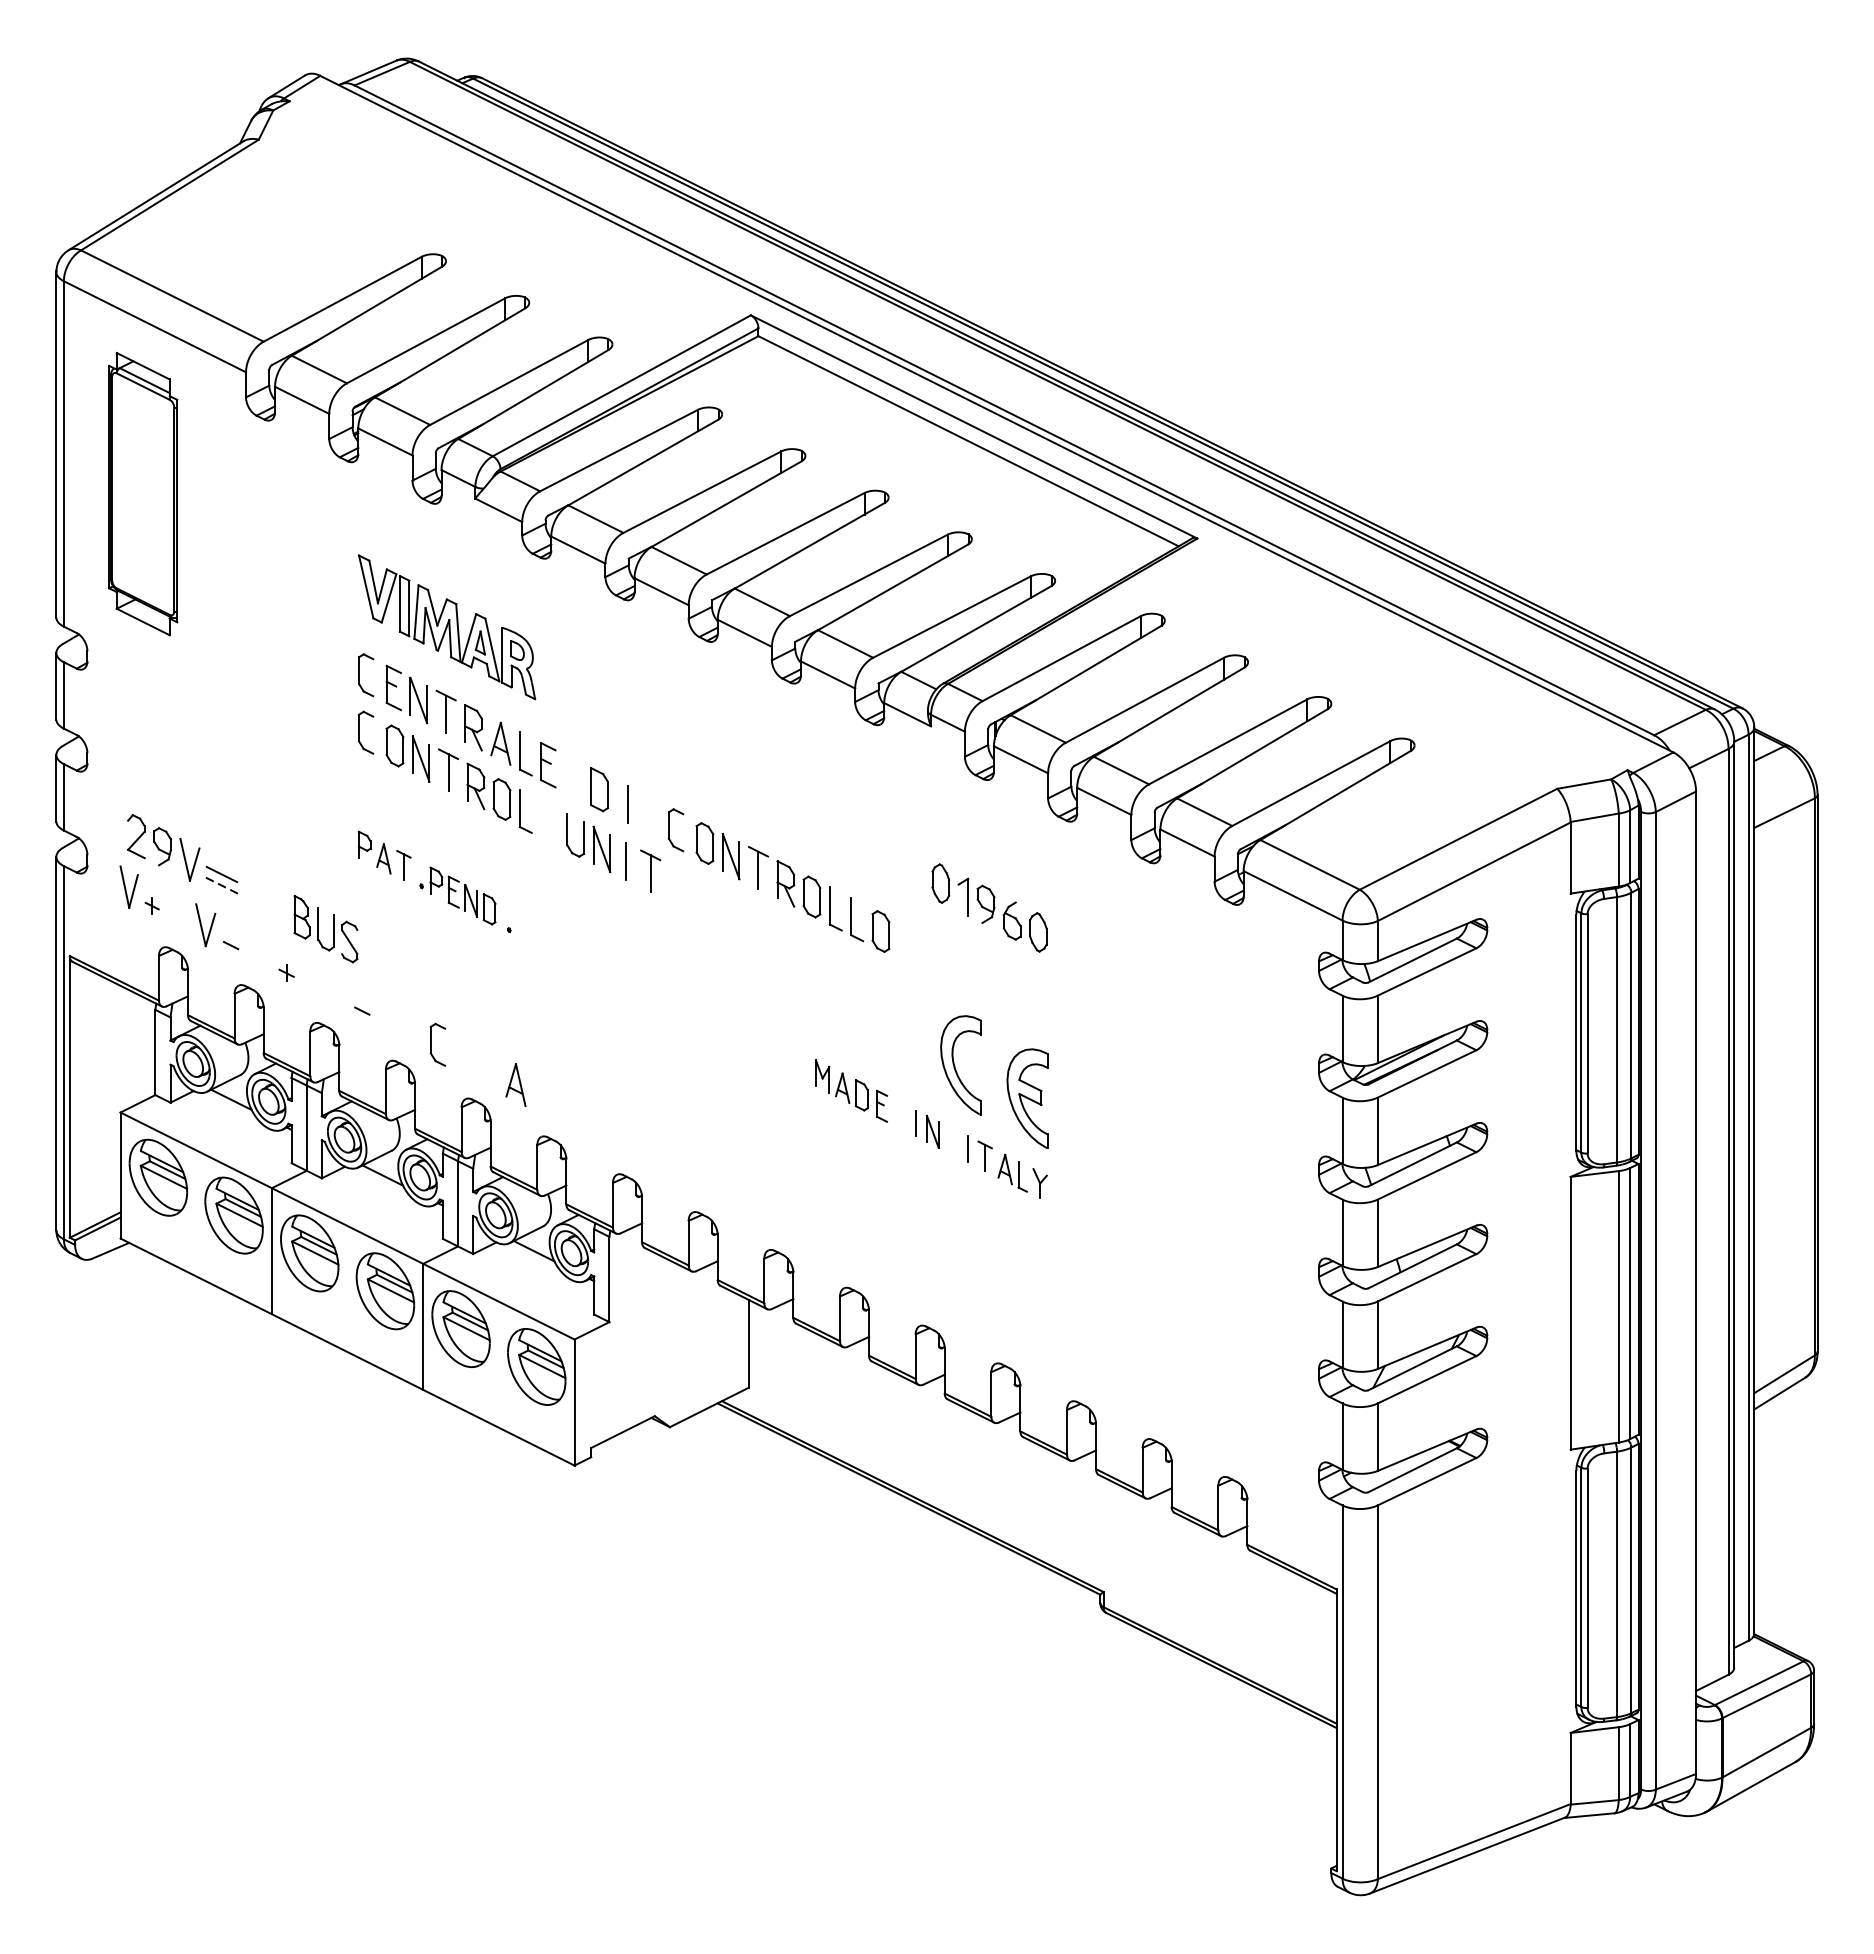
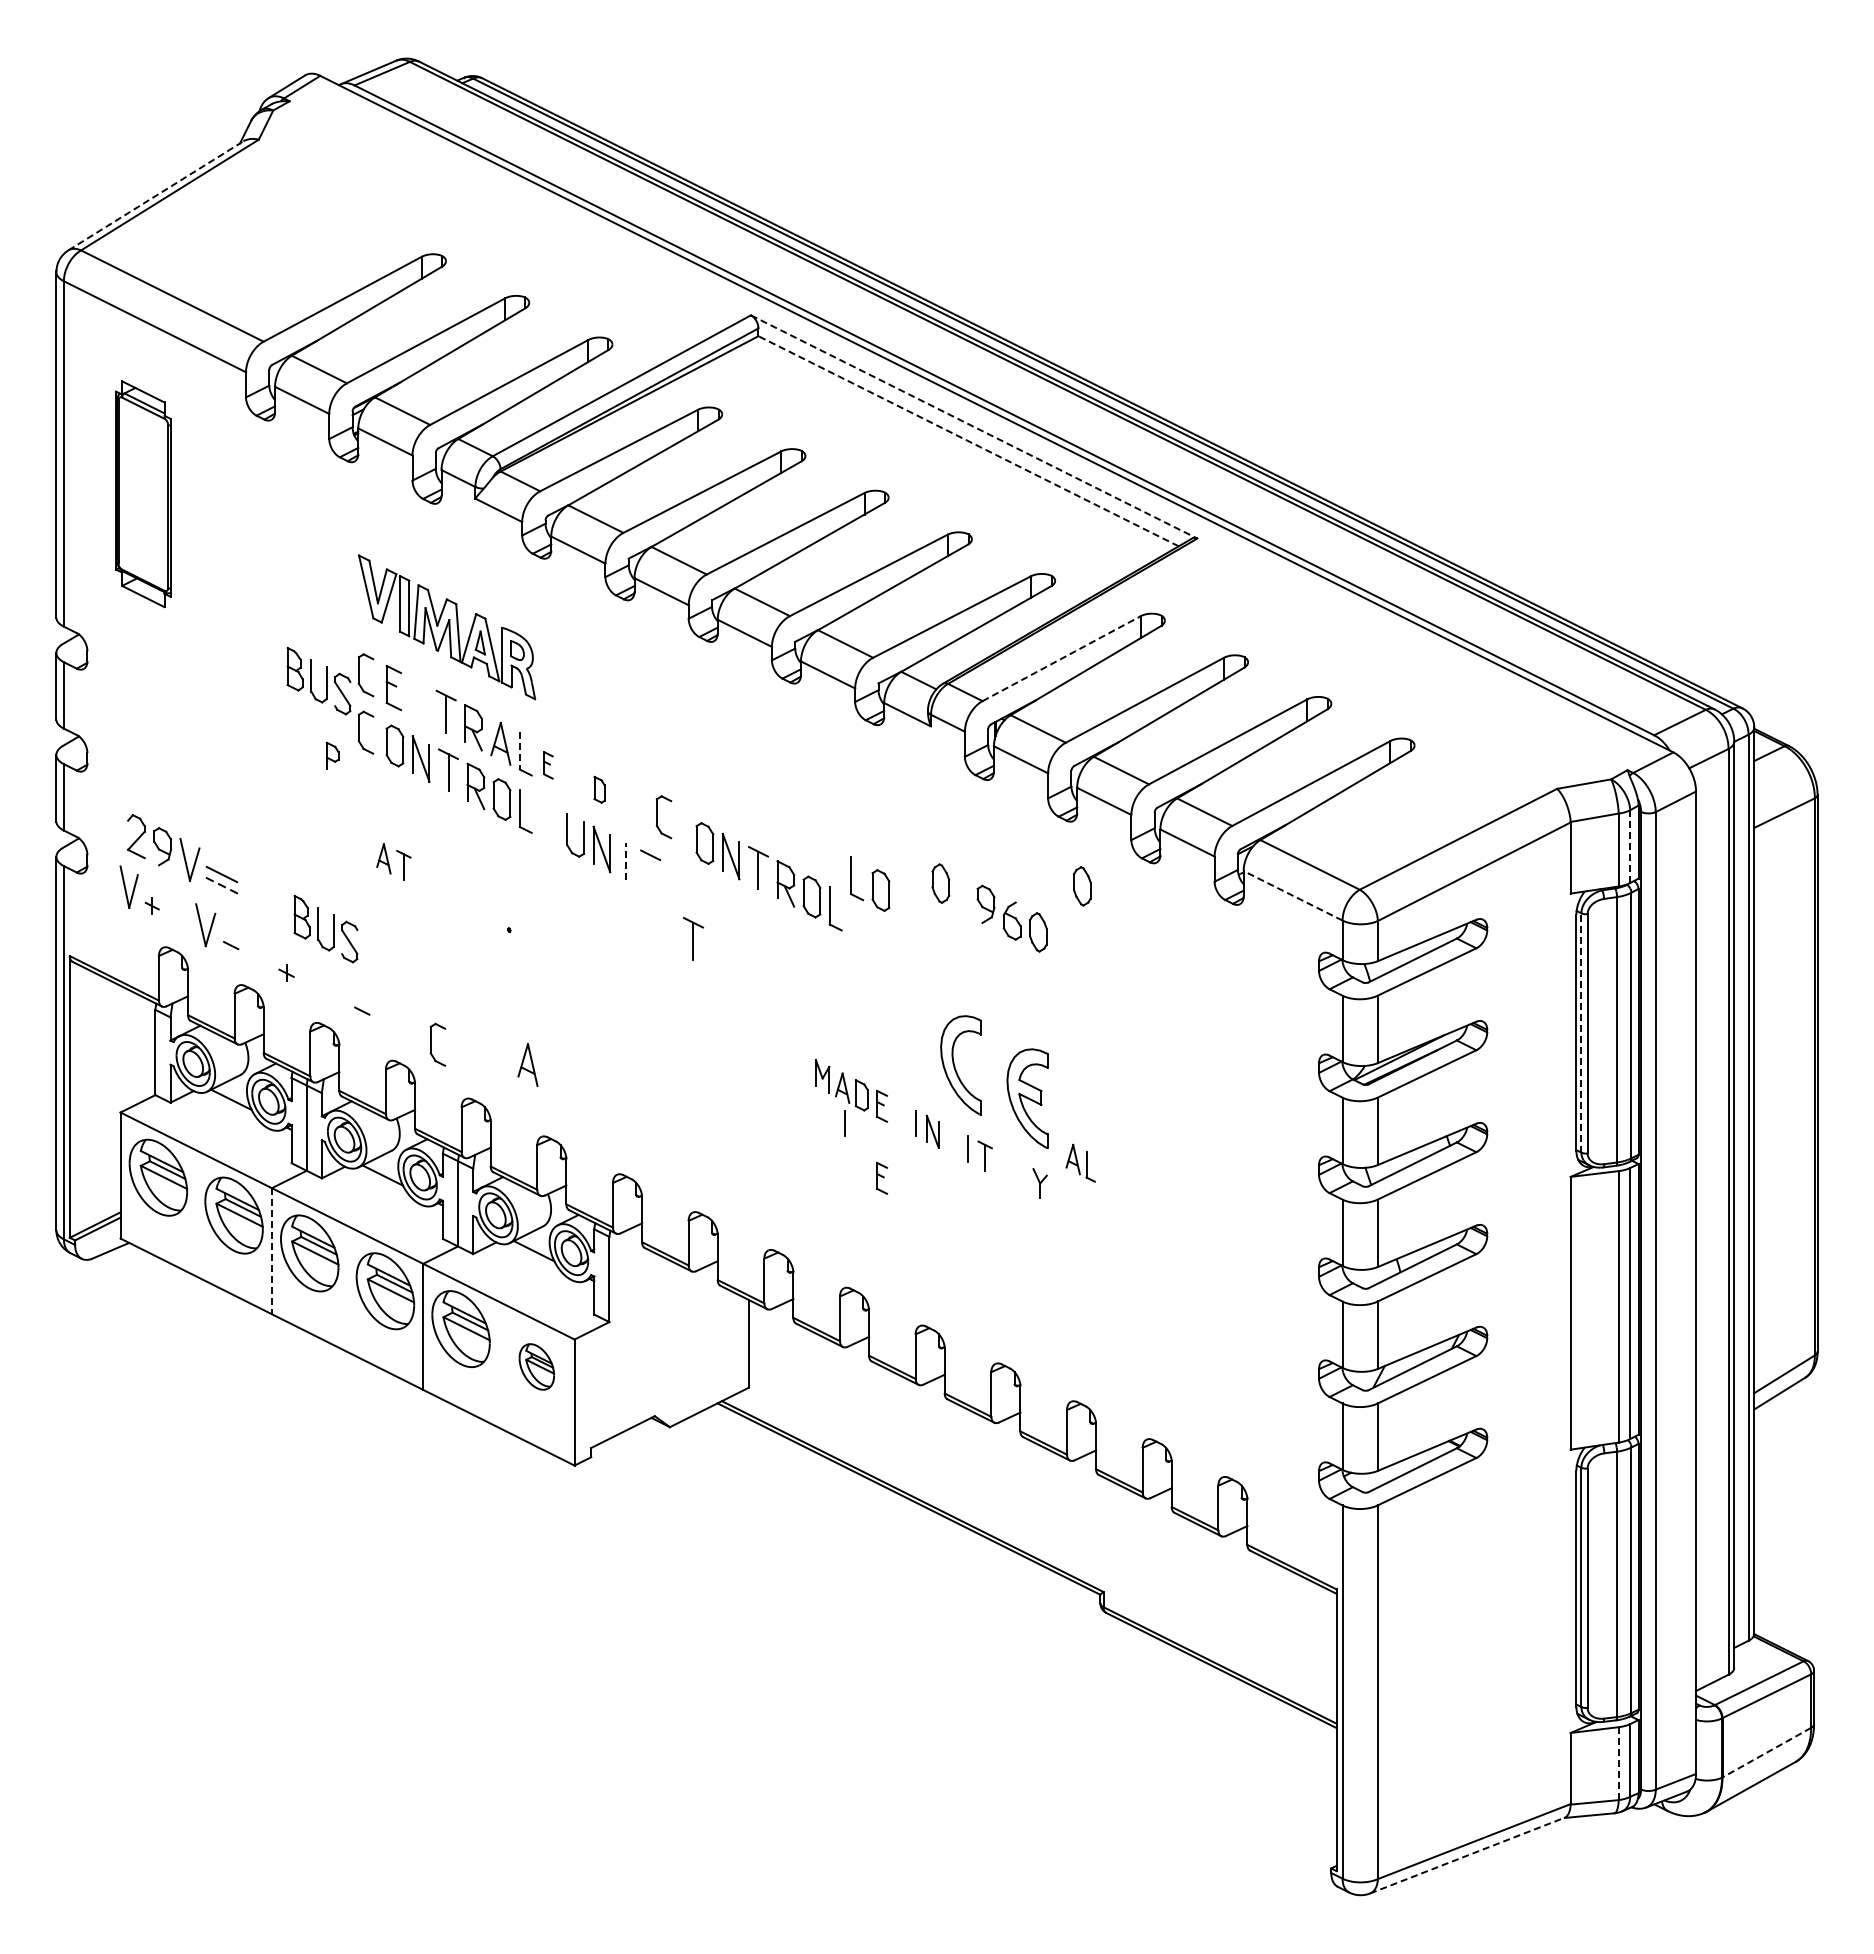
line: solid -> dashed (156, 195)
line: solid -> dashed (974, 426)
line: solid -> dashed (968, 441)
part size: 71x285 px -> 57x229 px (143, 494)
line: solid -> dashed (1061, 658)
part: none -> present (311, 681)
part: present -> none (418, 700)
line: solid -> dashed (519, 751)
part size: 17x47 px -> 11x29 px (548, 765)
part size: 19x46 px -> 13x29 px (599, 789)
line: present -> none (627, 804)
part position: (675, 830) -> (663, 817) (663, 817)
part position: (364, 844) -> (332, 755) (332, 755)
line: solid -> dashed (1630, 847)
line: solid -> dashed (626, 861)
line: present -> none (650, 873)
part: none -> present (1082, 886)
part: present -> none (457, 895)
line: solid -> dashed (1292, 895)
part: present -> none (963, 896)
part position: (870, 924) -> (870, 883) (870, 883)
part: none -> present (693, 938)
line: solid -> dashed (1581, 1032)
part position: (515, 1084) -> (527, 1064) (527, 1064)
line: none -> present (844, 1123)
part position: (1012, 1172) -> (1080, 1162) (1080, 1162)
part: none -> present (882, 1177)
line: solid -> dashed (271, 1251)
part size: 60x78 px -> 38x48 px (536, 1366)
line: solid -> dashed (1766, 1752)
line: solid -> dashed (1618, 1764)
line: solid -> dashed (1467, 1855)
